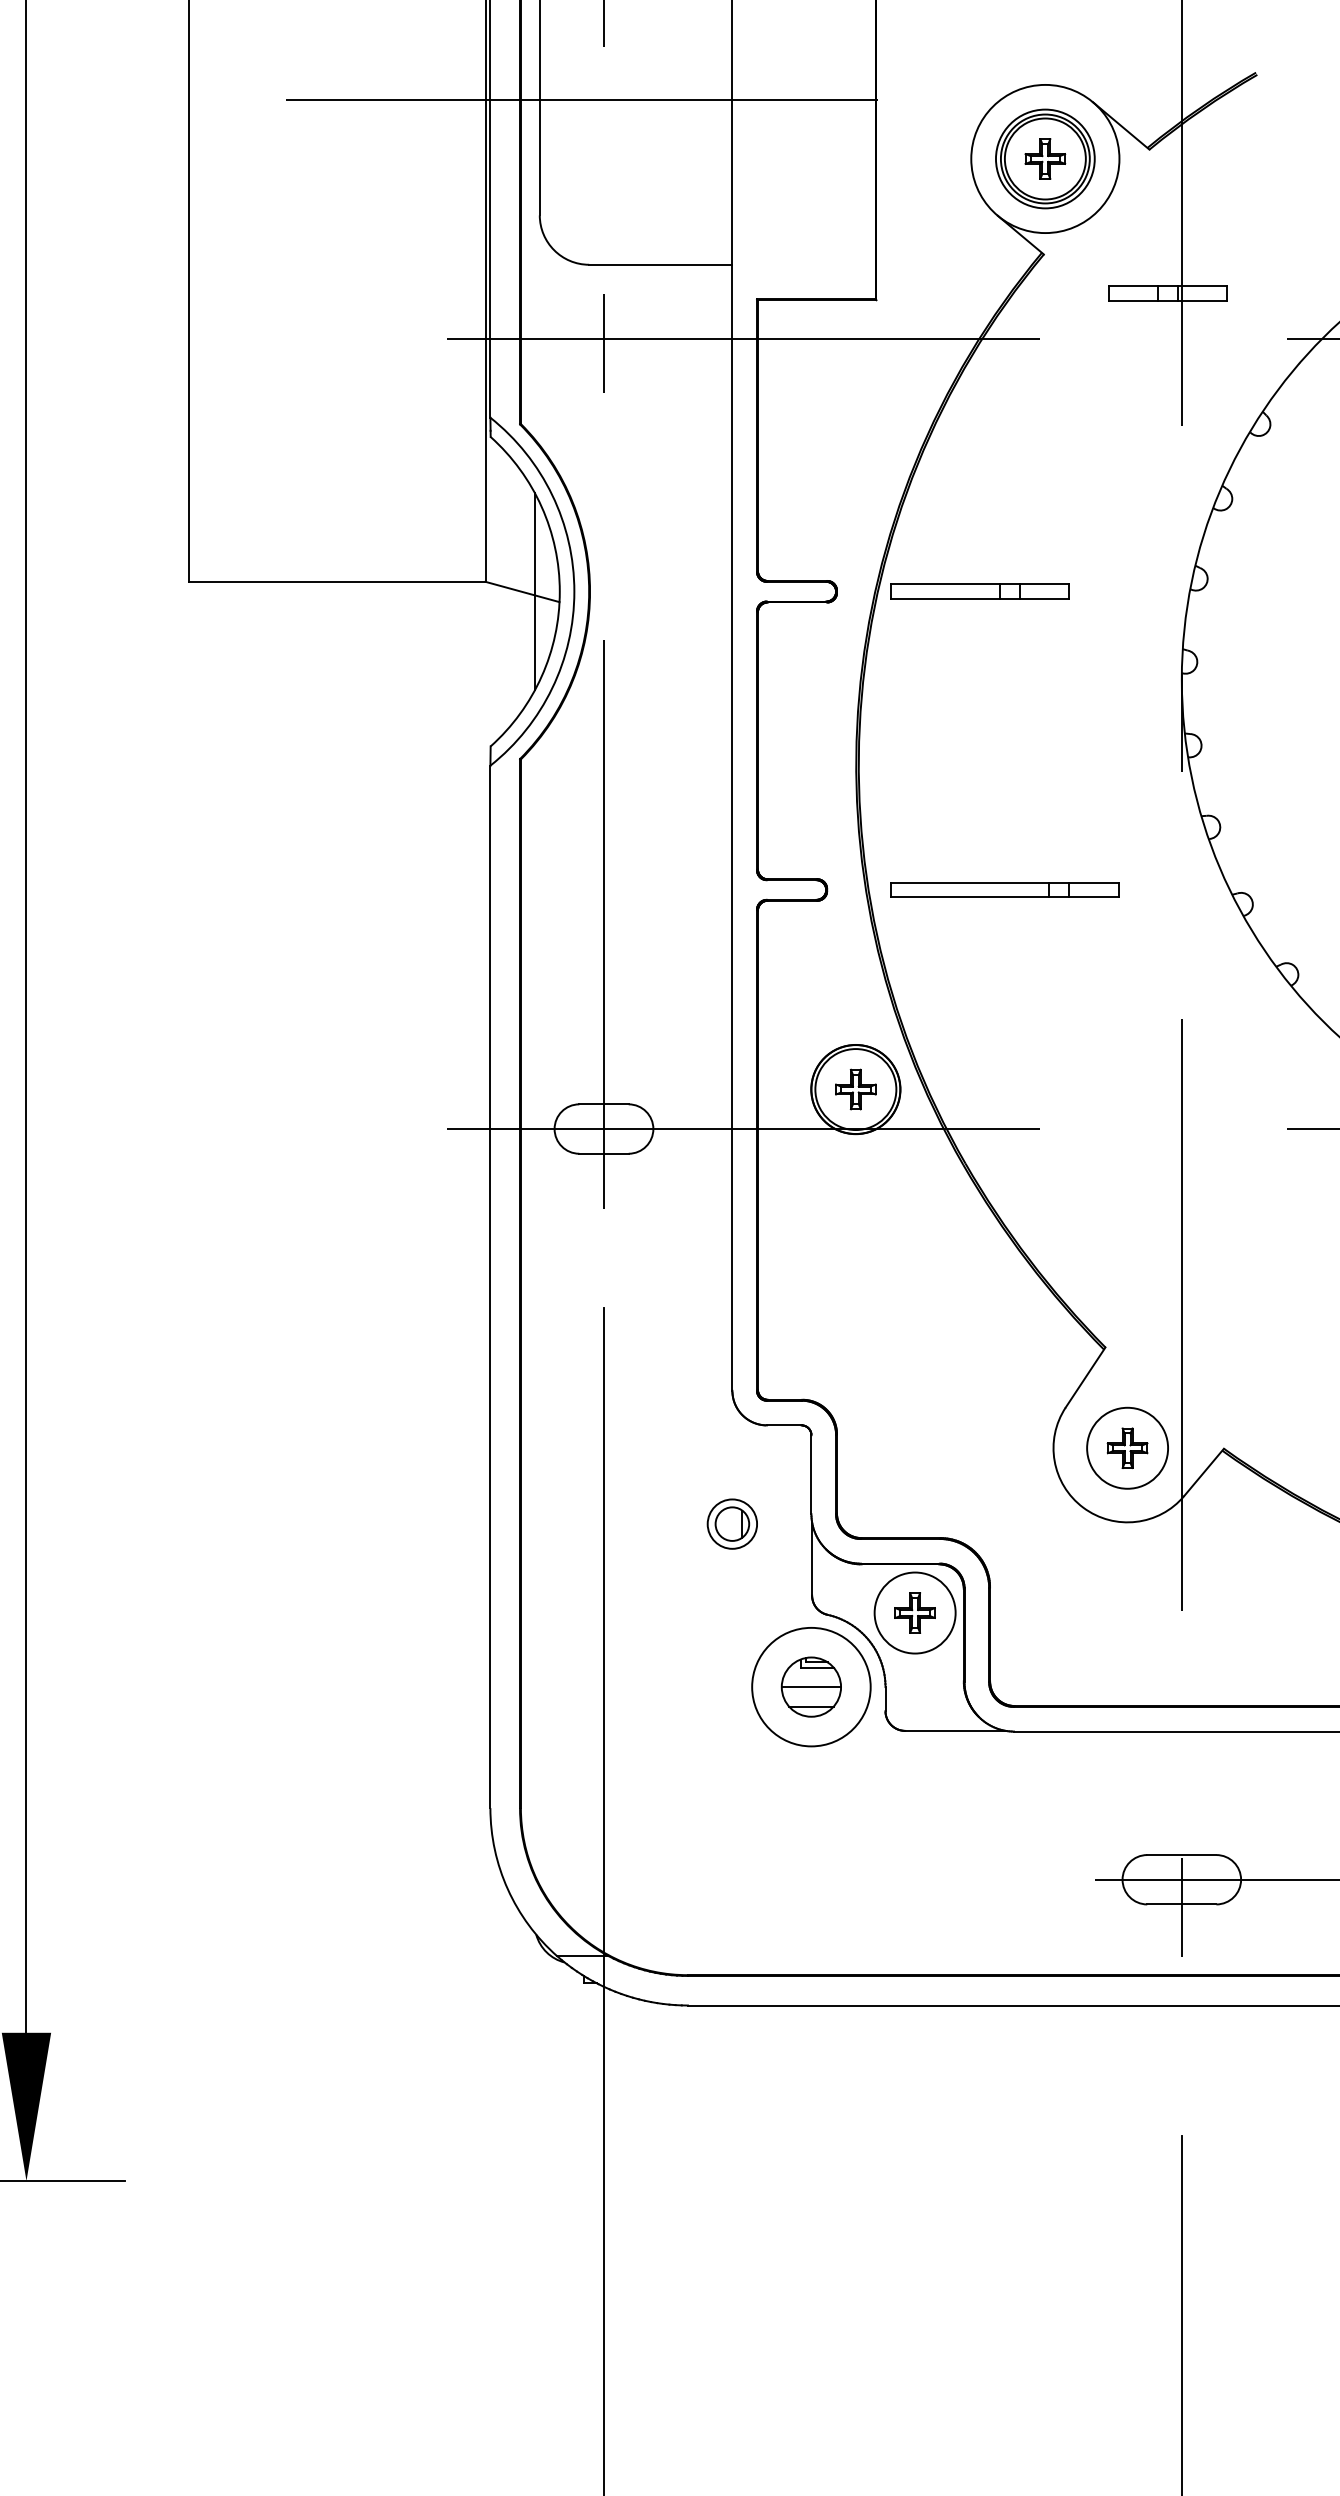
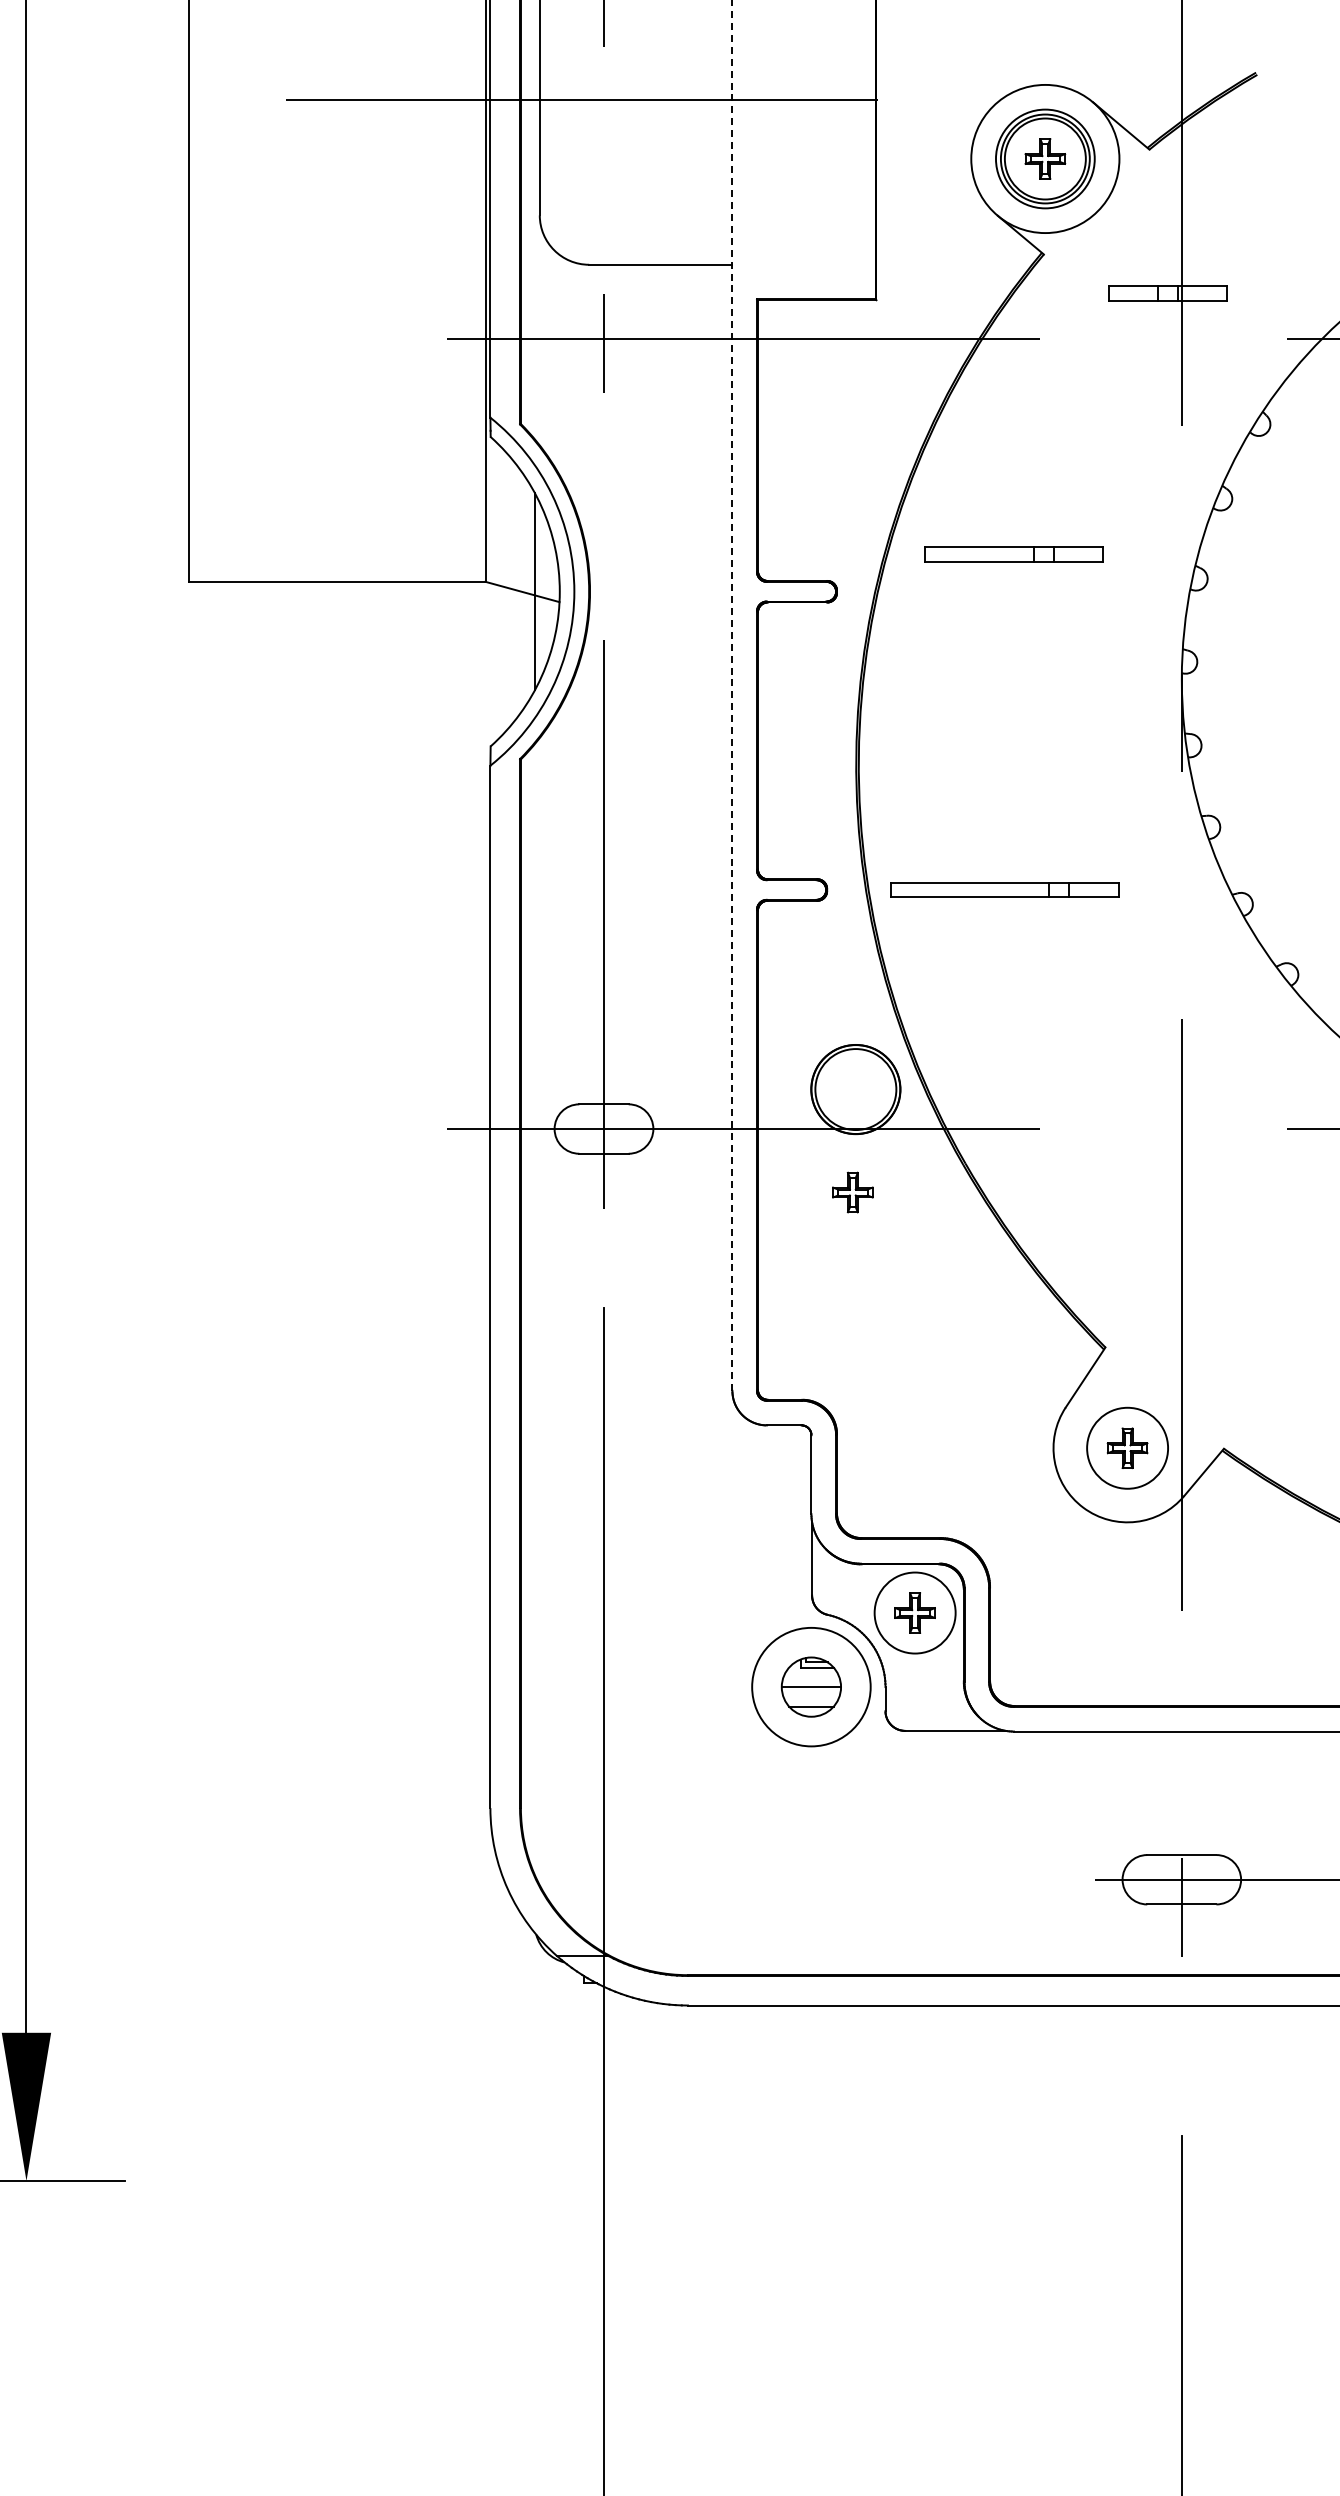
part position: (979, 591) -> (1013, 554) (1013, 554)
line: solid -> dashed (732, 695)
part position: (855, 1089) -> (852, 1192) (852, 1192)
part: present -> none (731, 1523)
